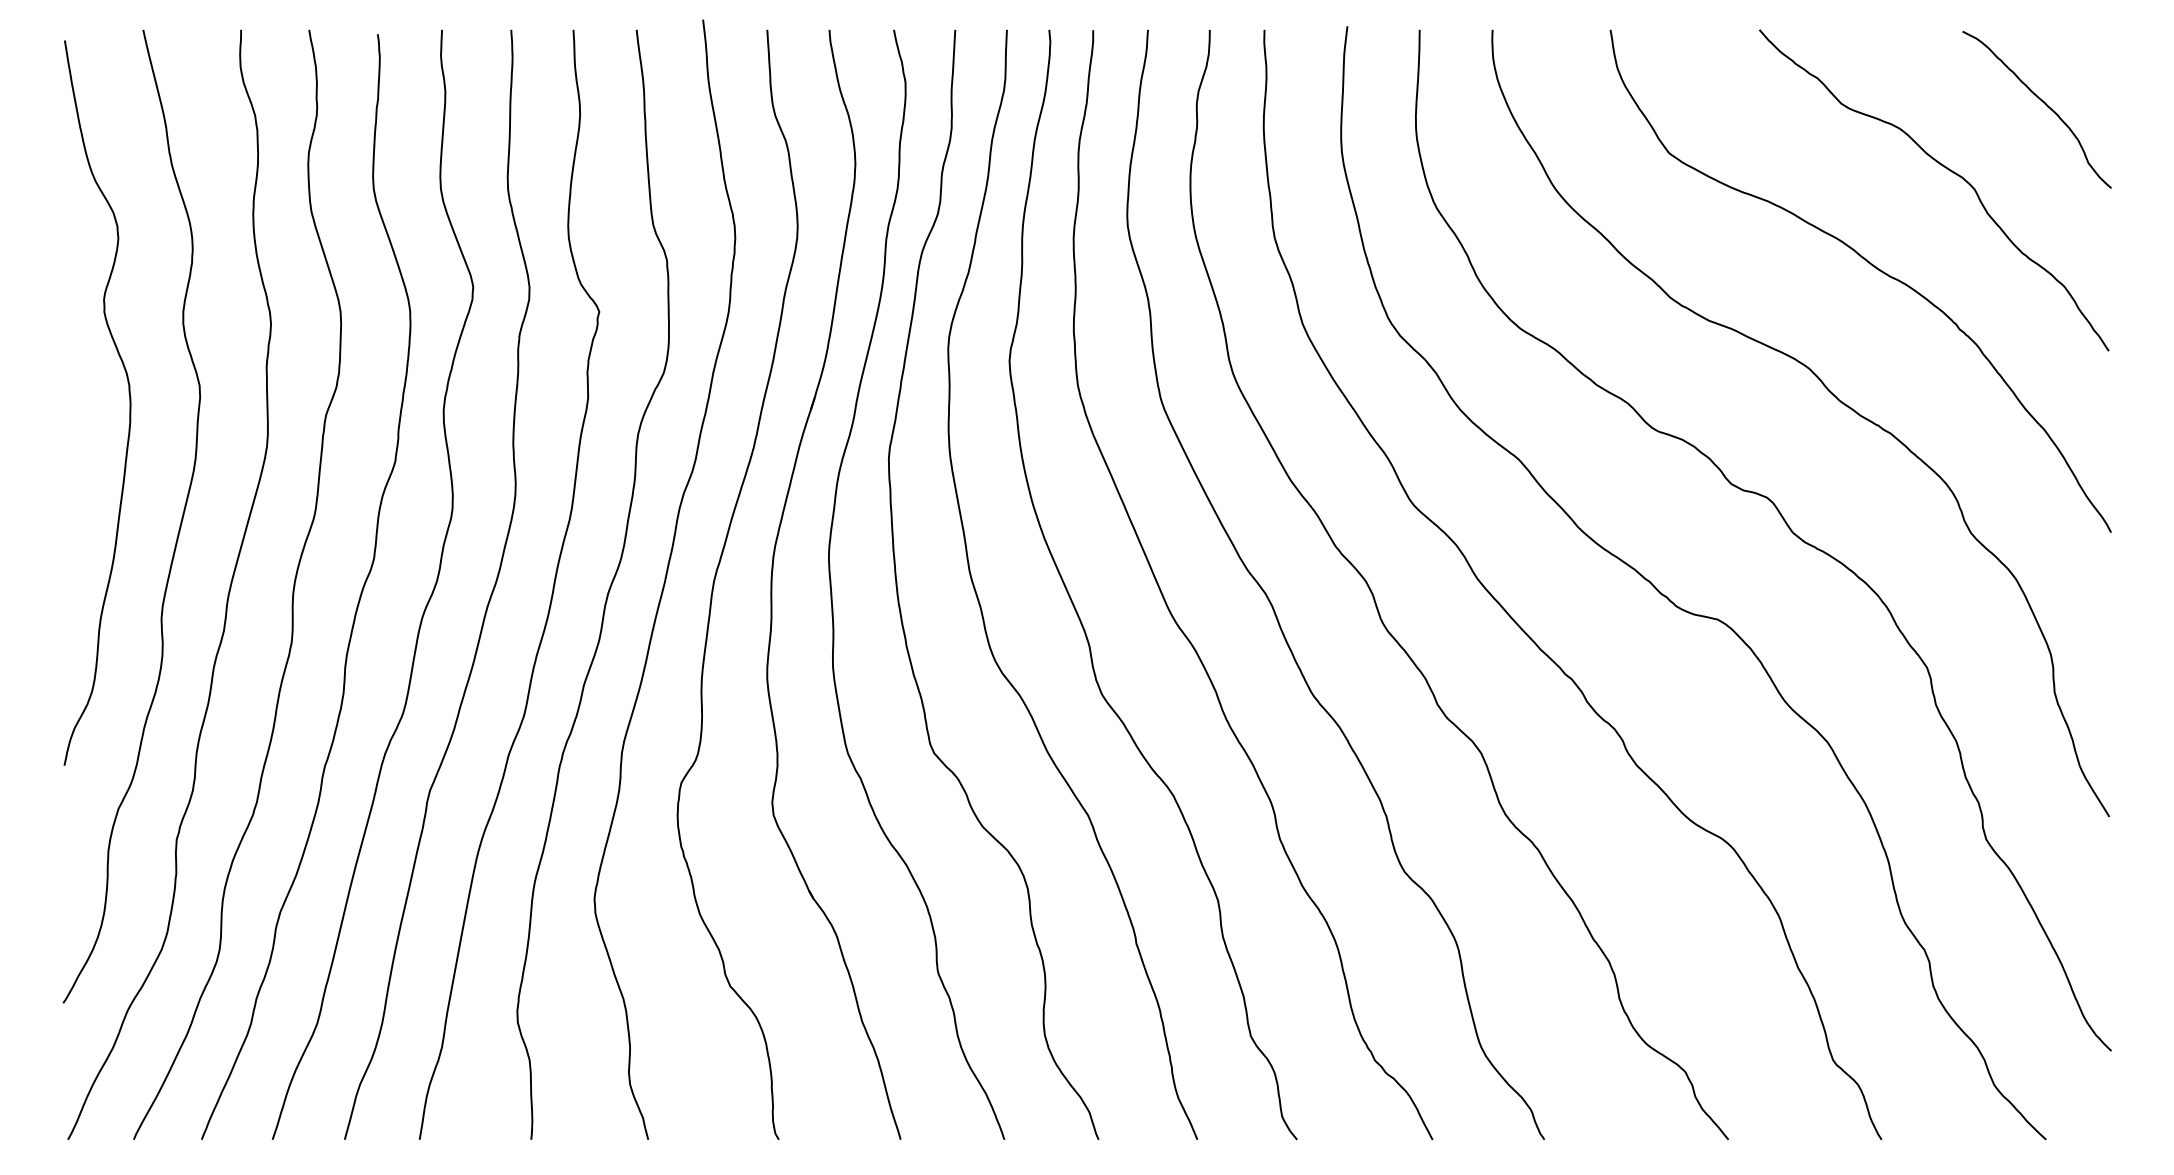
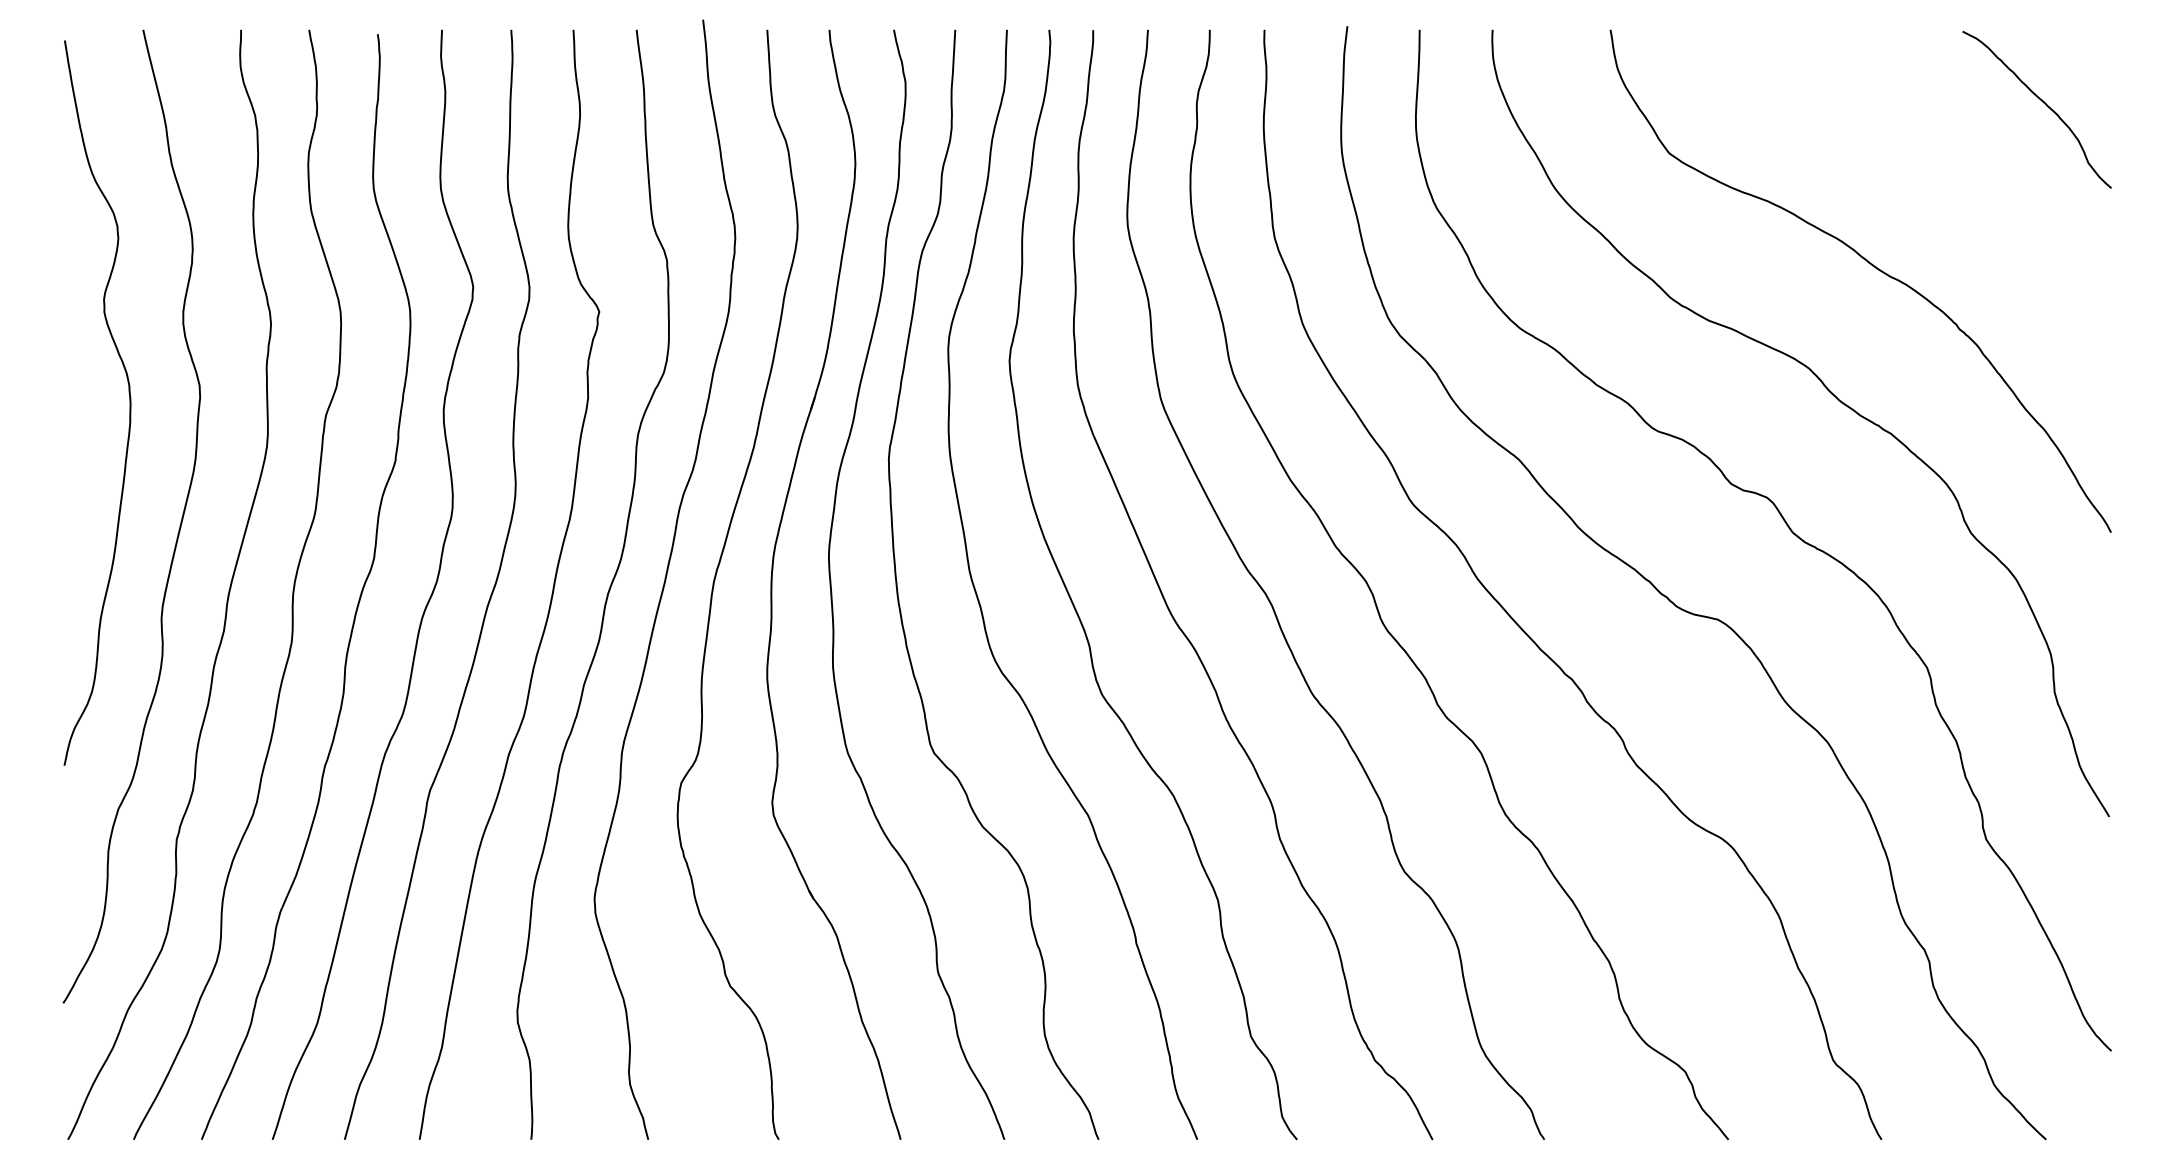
curve: present -> none (1948, 170)
